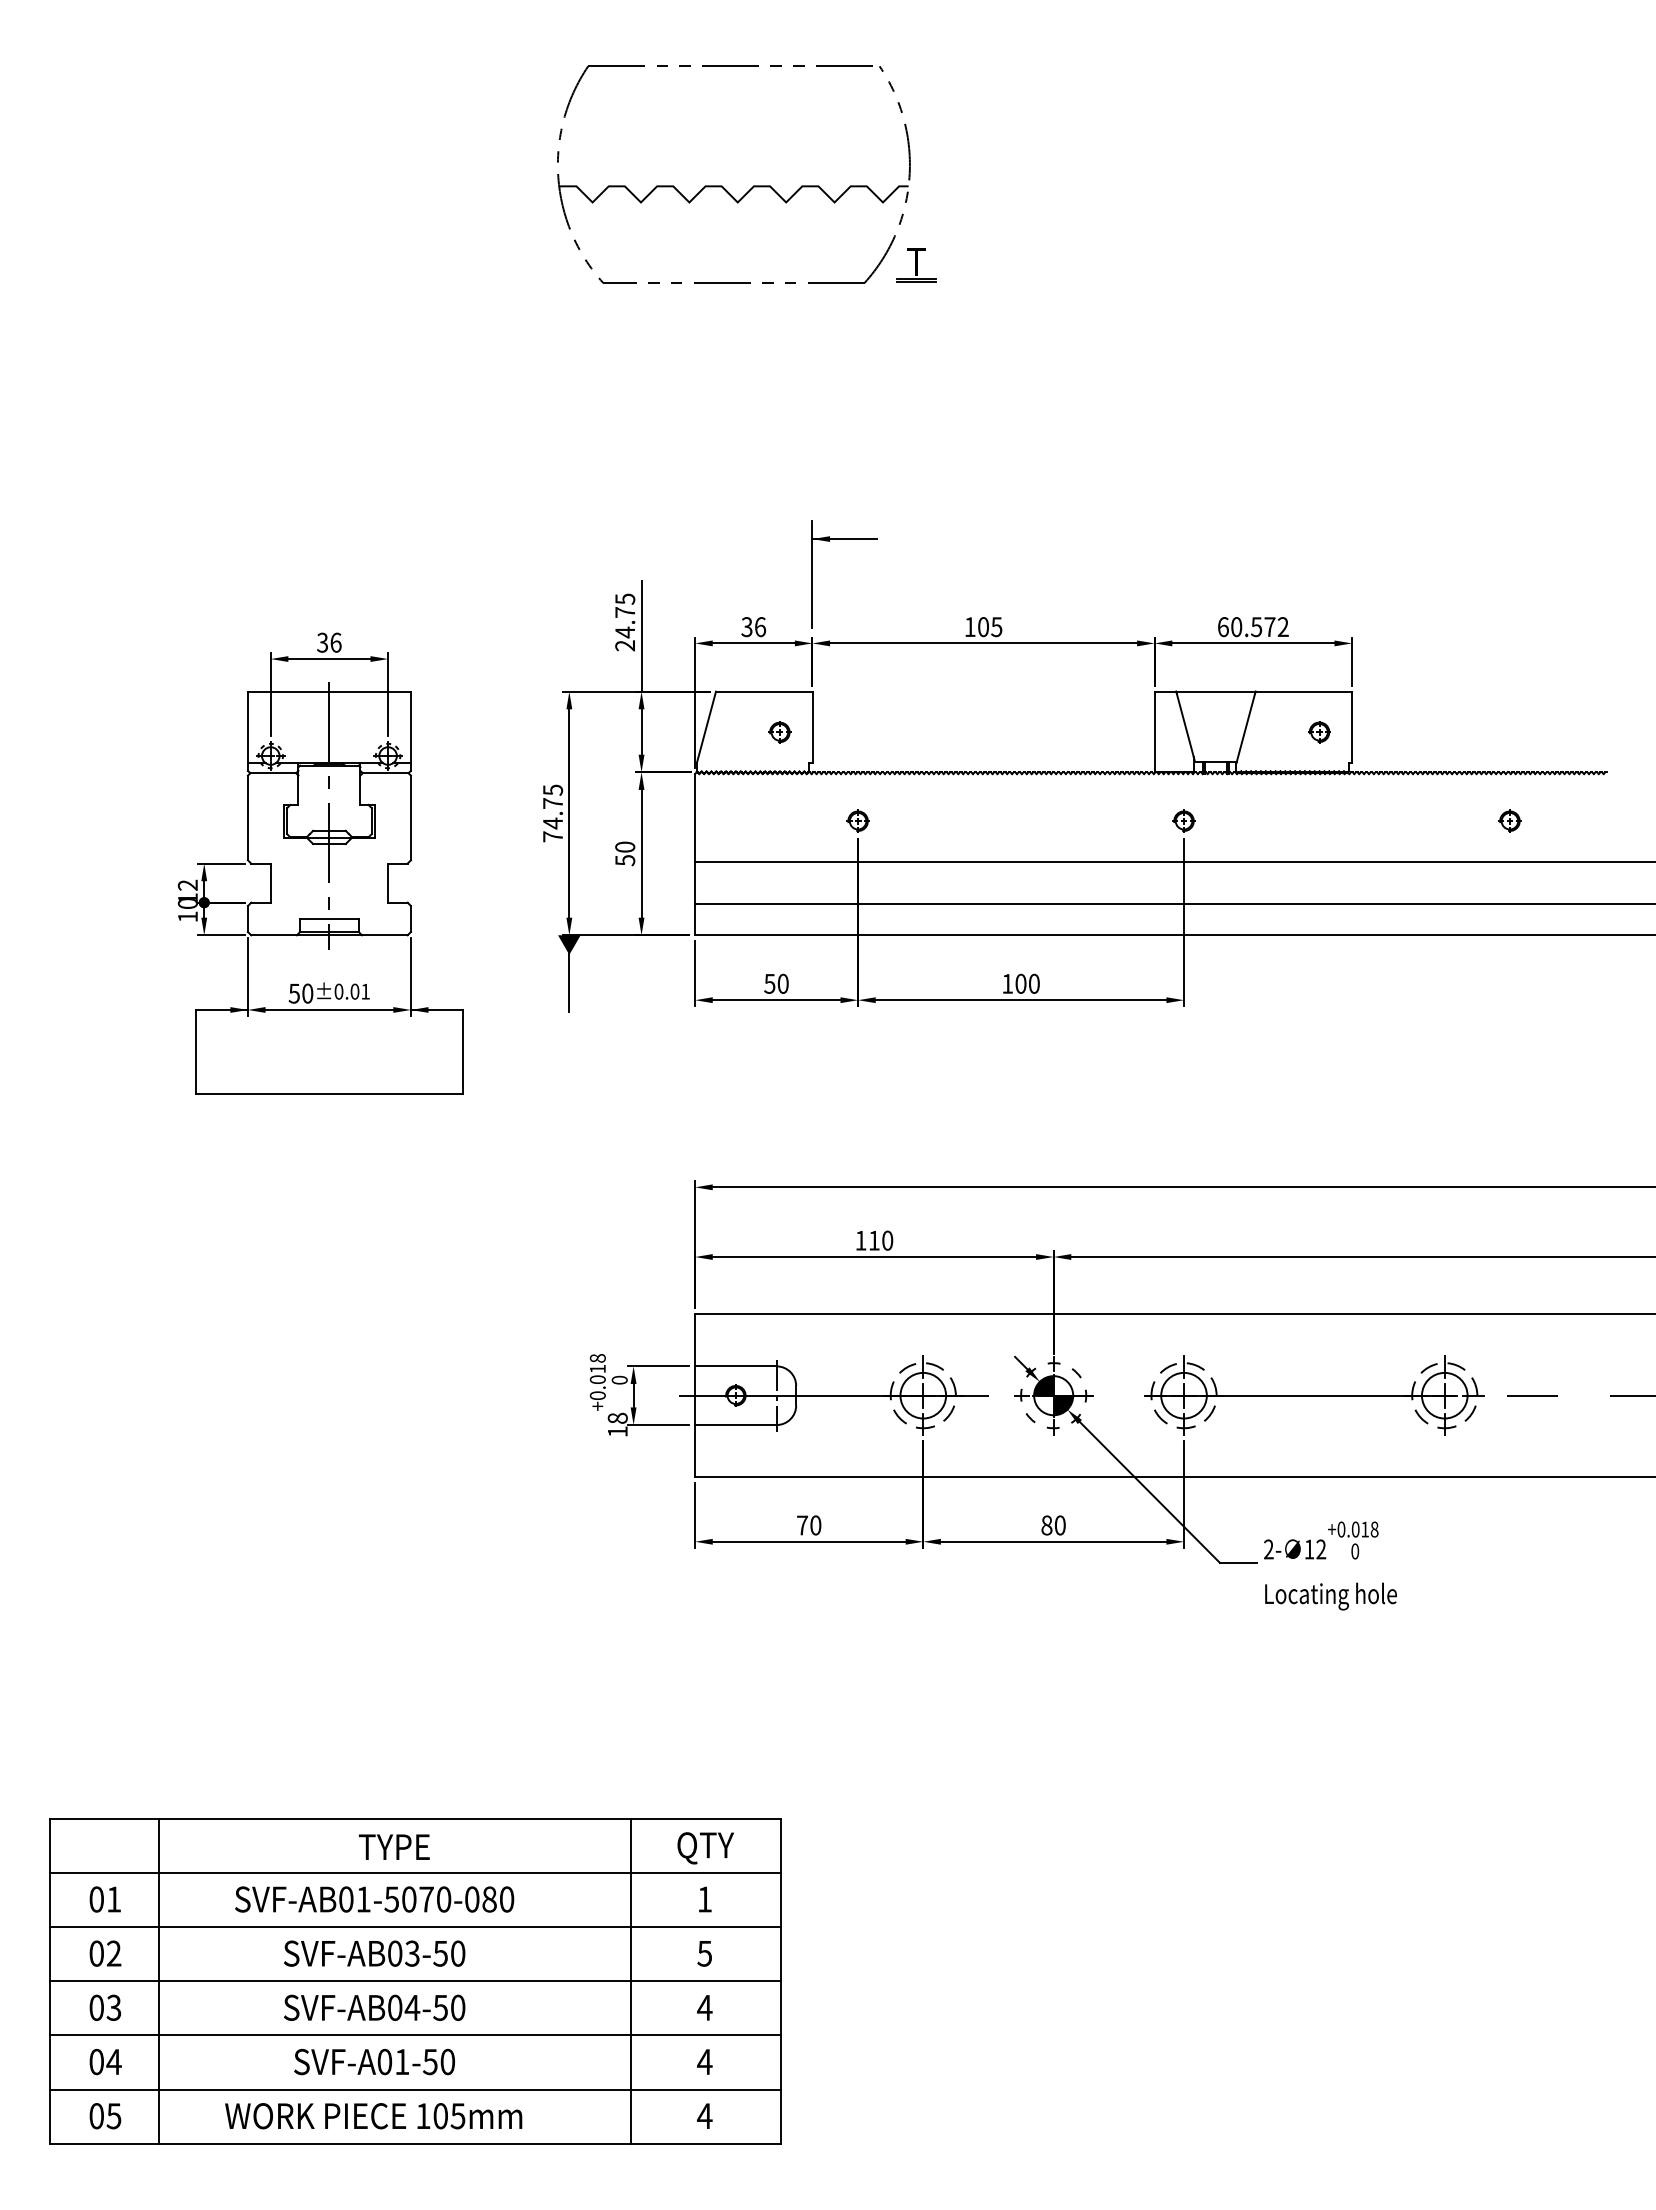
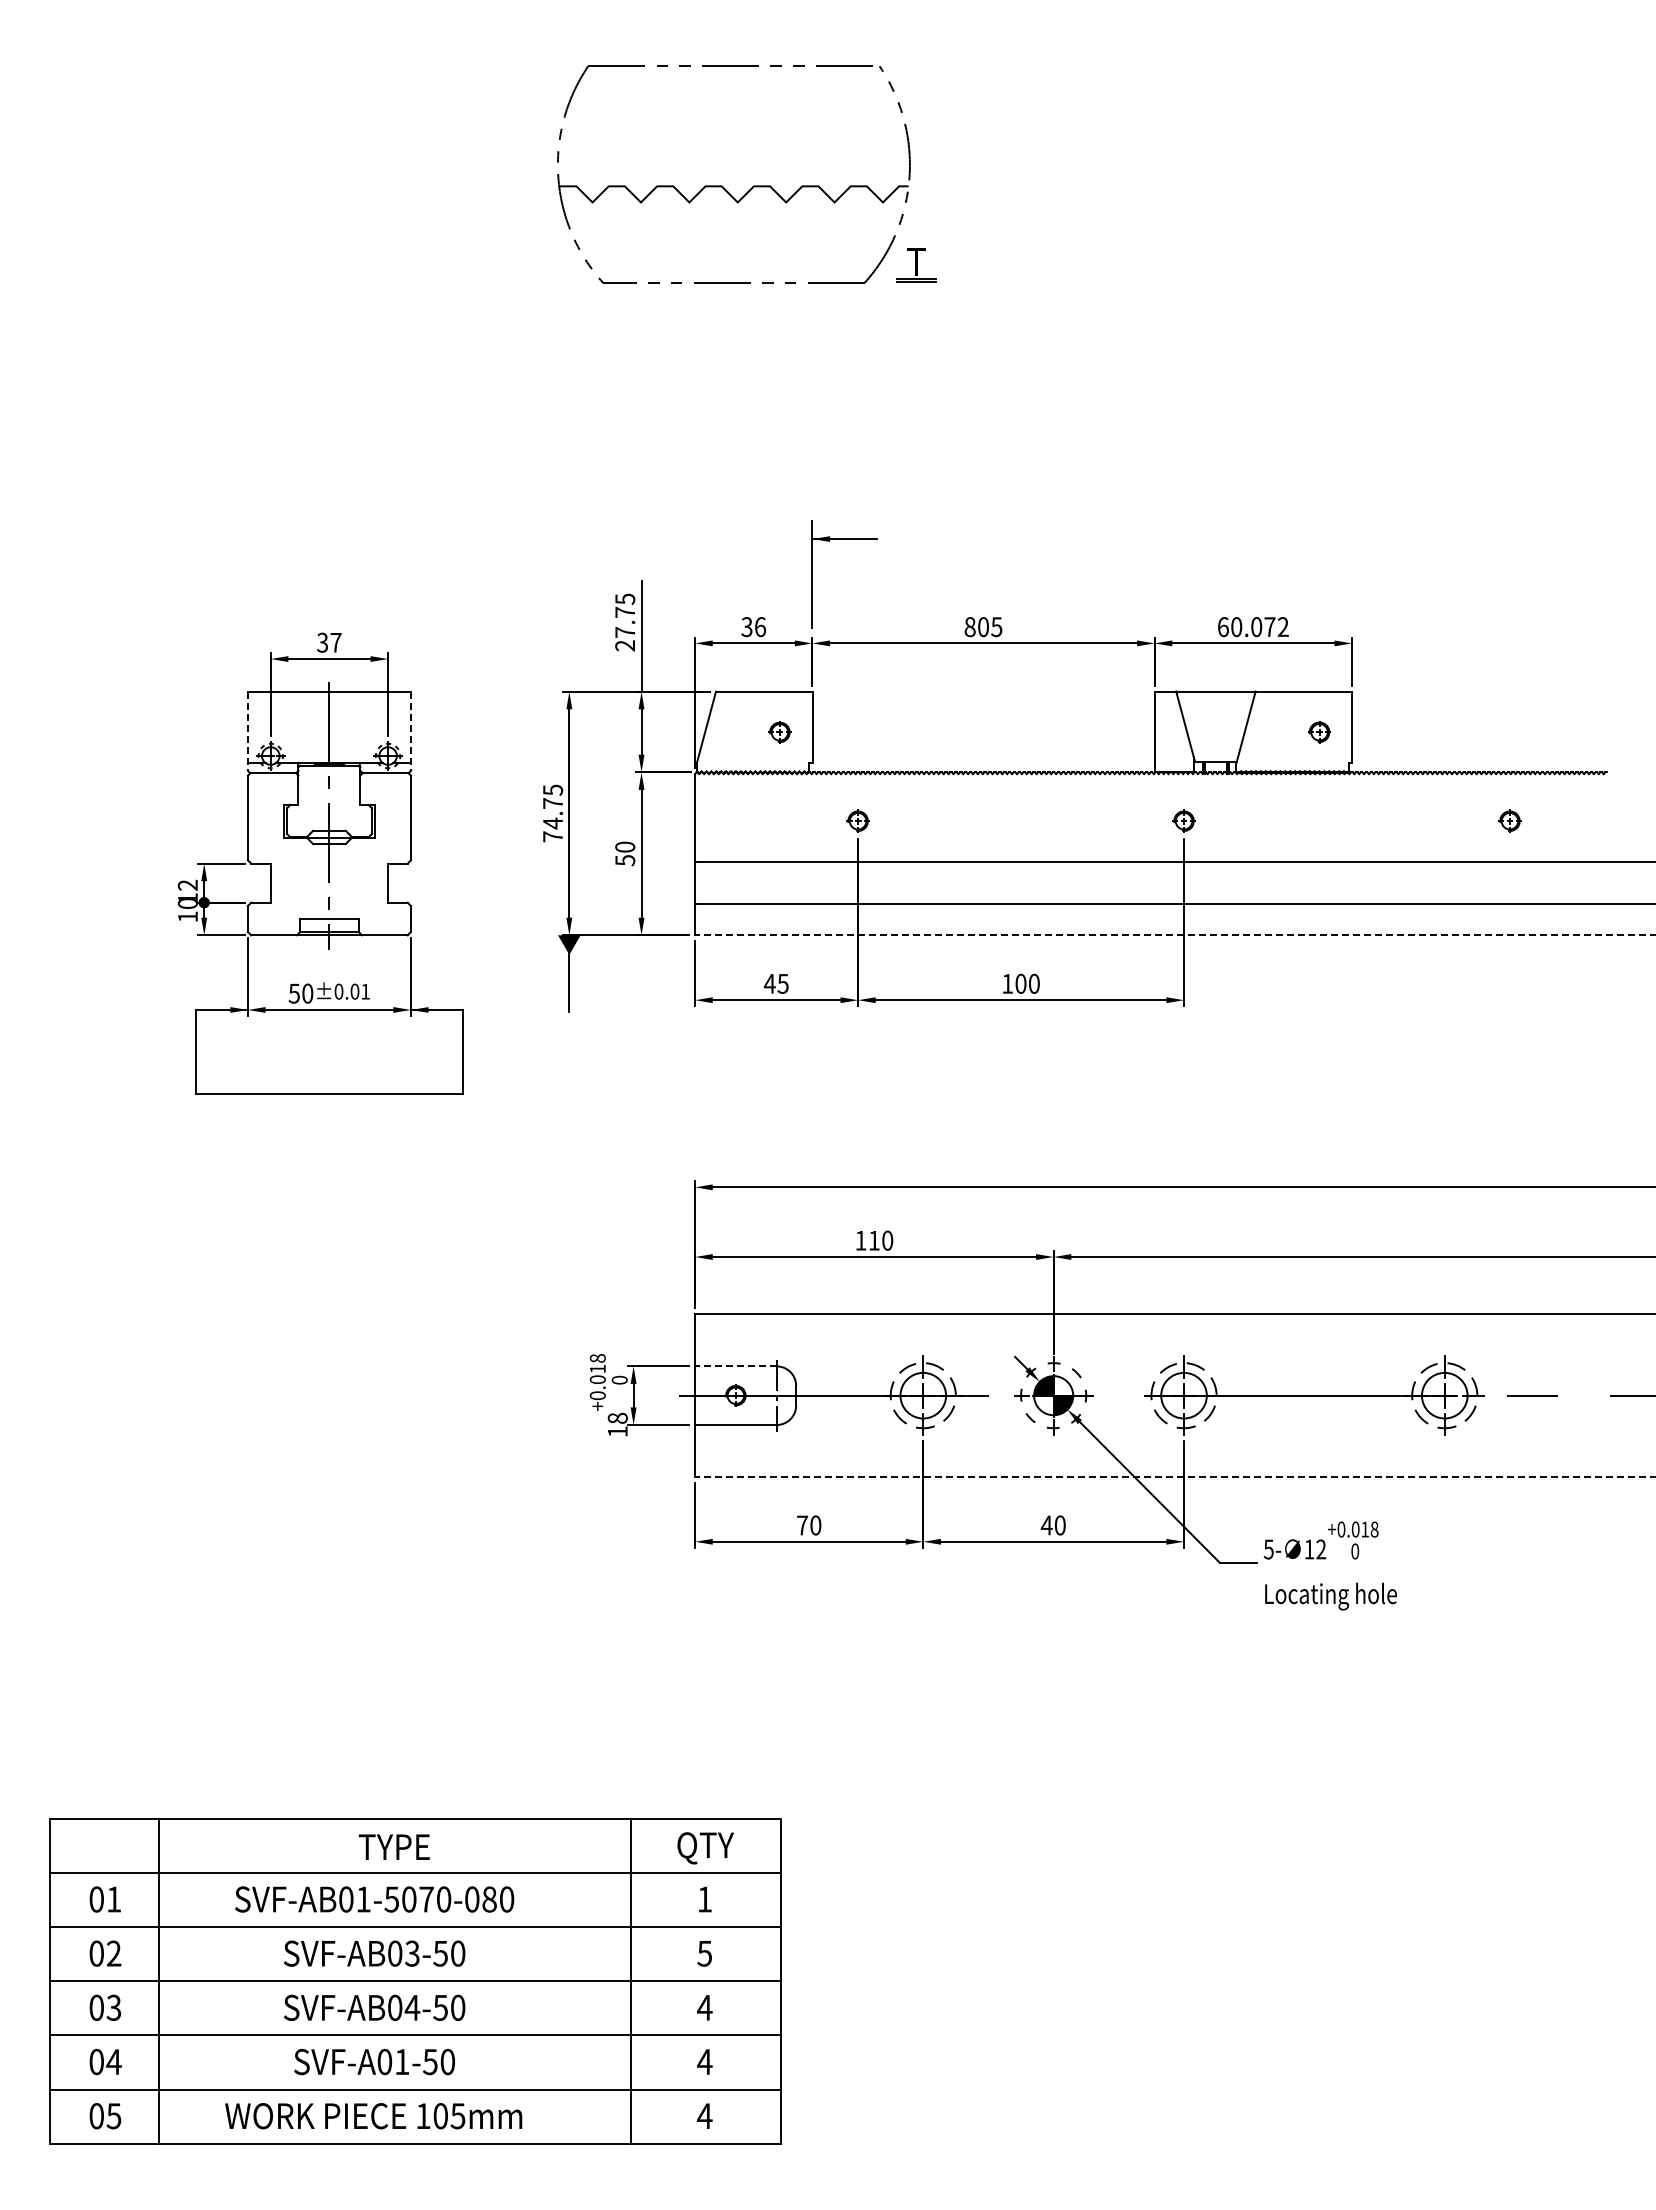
text: 105 -> 805 (969, 627)
text: 60.572 -> 60.072 (1256, 627)
text: 24.75 -> 27.75 (624, 632)
text: 36 -> 37 (335, 642)
line: solid -> dashed (247, 731)
line: solid -> dashed (410, 731)
line: solid -> dashed (1175, 935)
text: 50 -> 45 (775, 983)
line: solid -> dashed (735, 1366)
line: solid -> dashed (1175, 1477)
text: 80 -> 40 (1046, 1525)
text: 2- -> 5- (1268, 1549)
